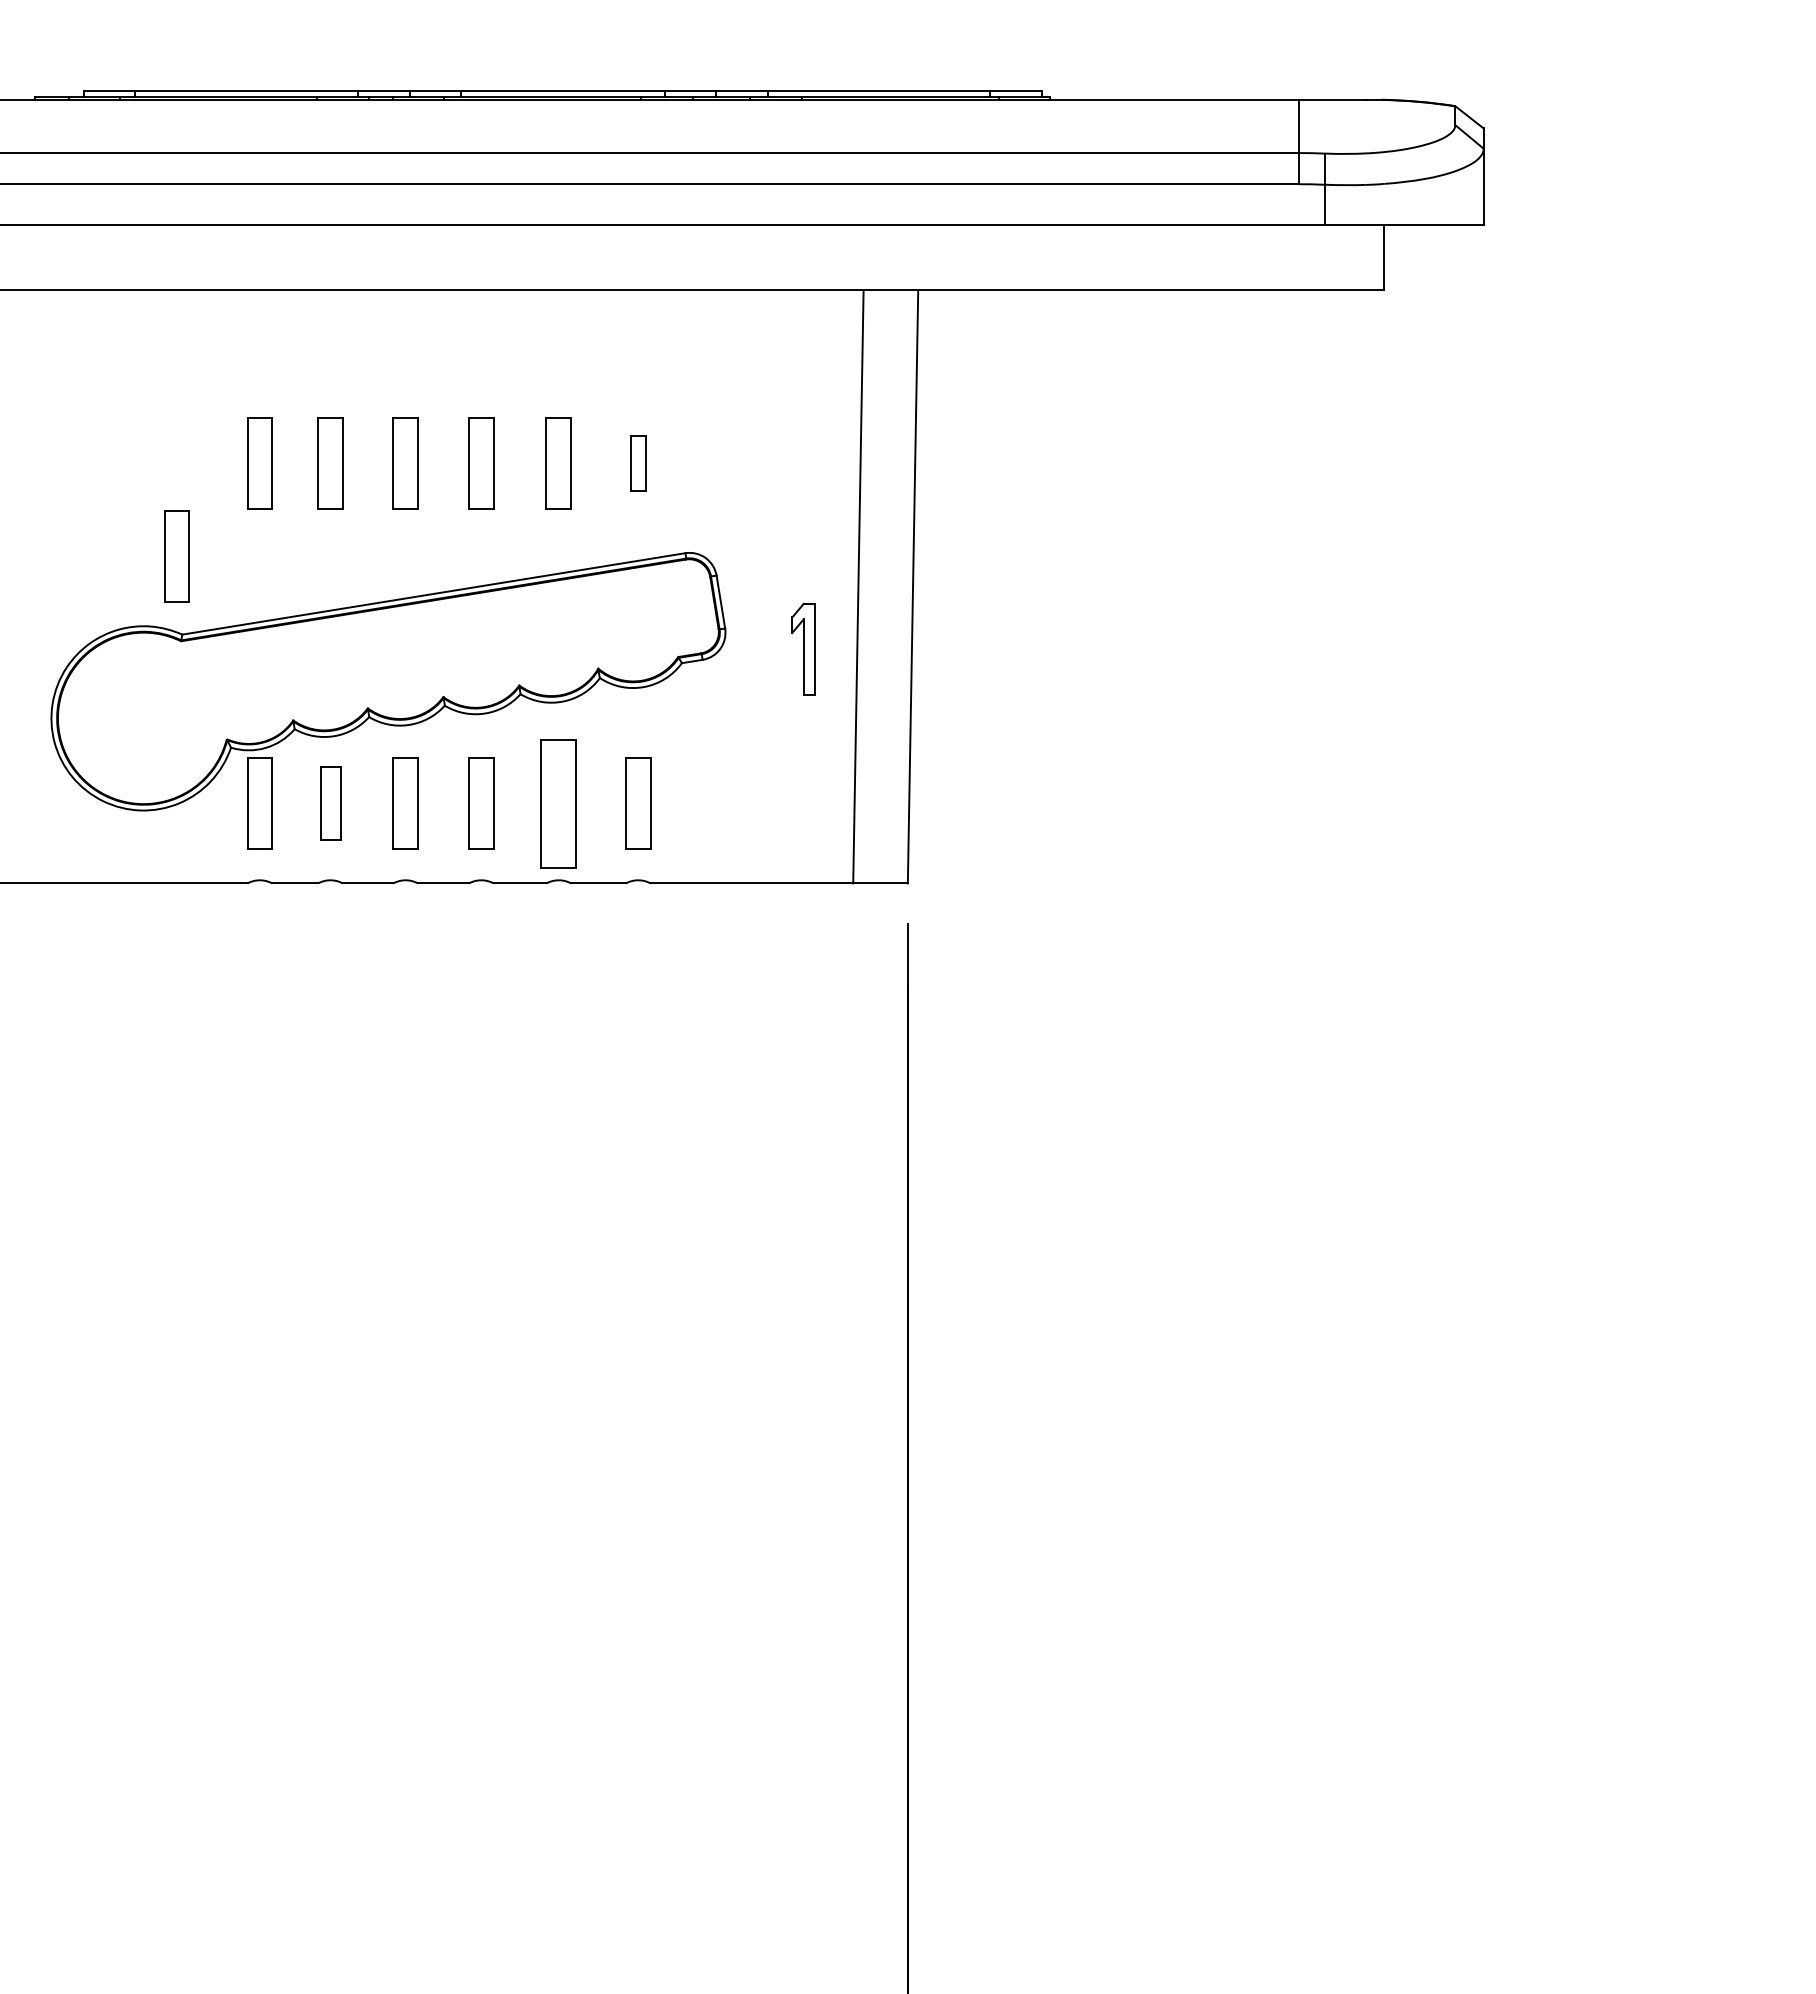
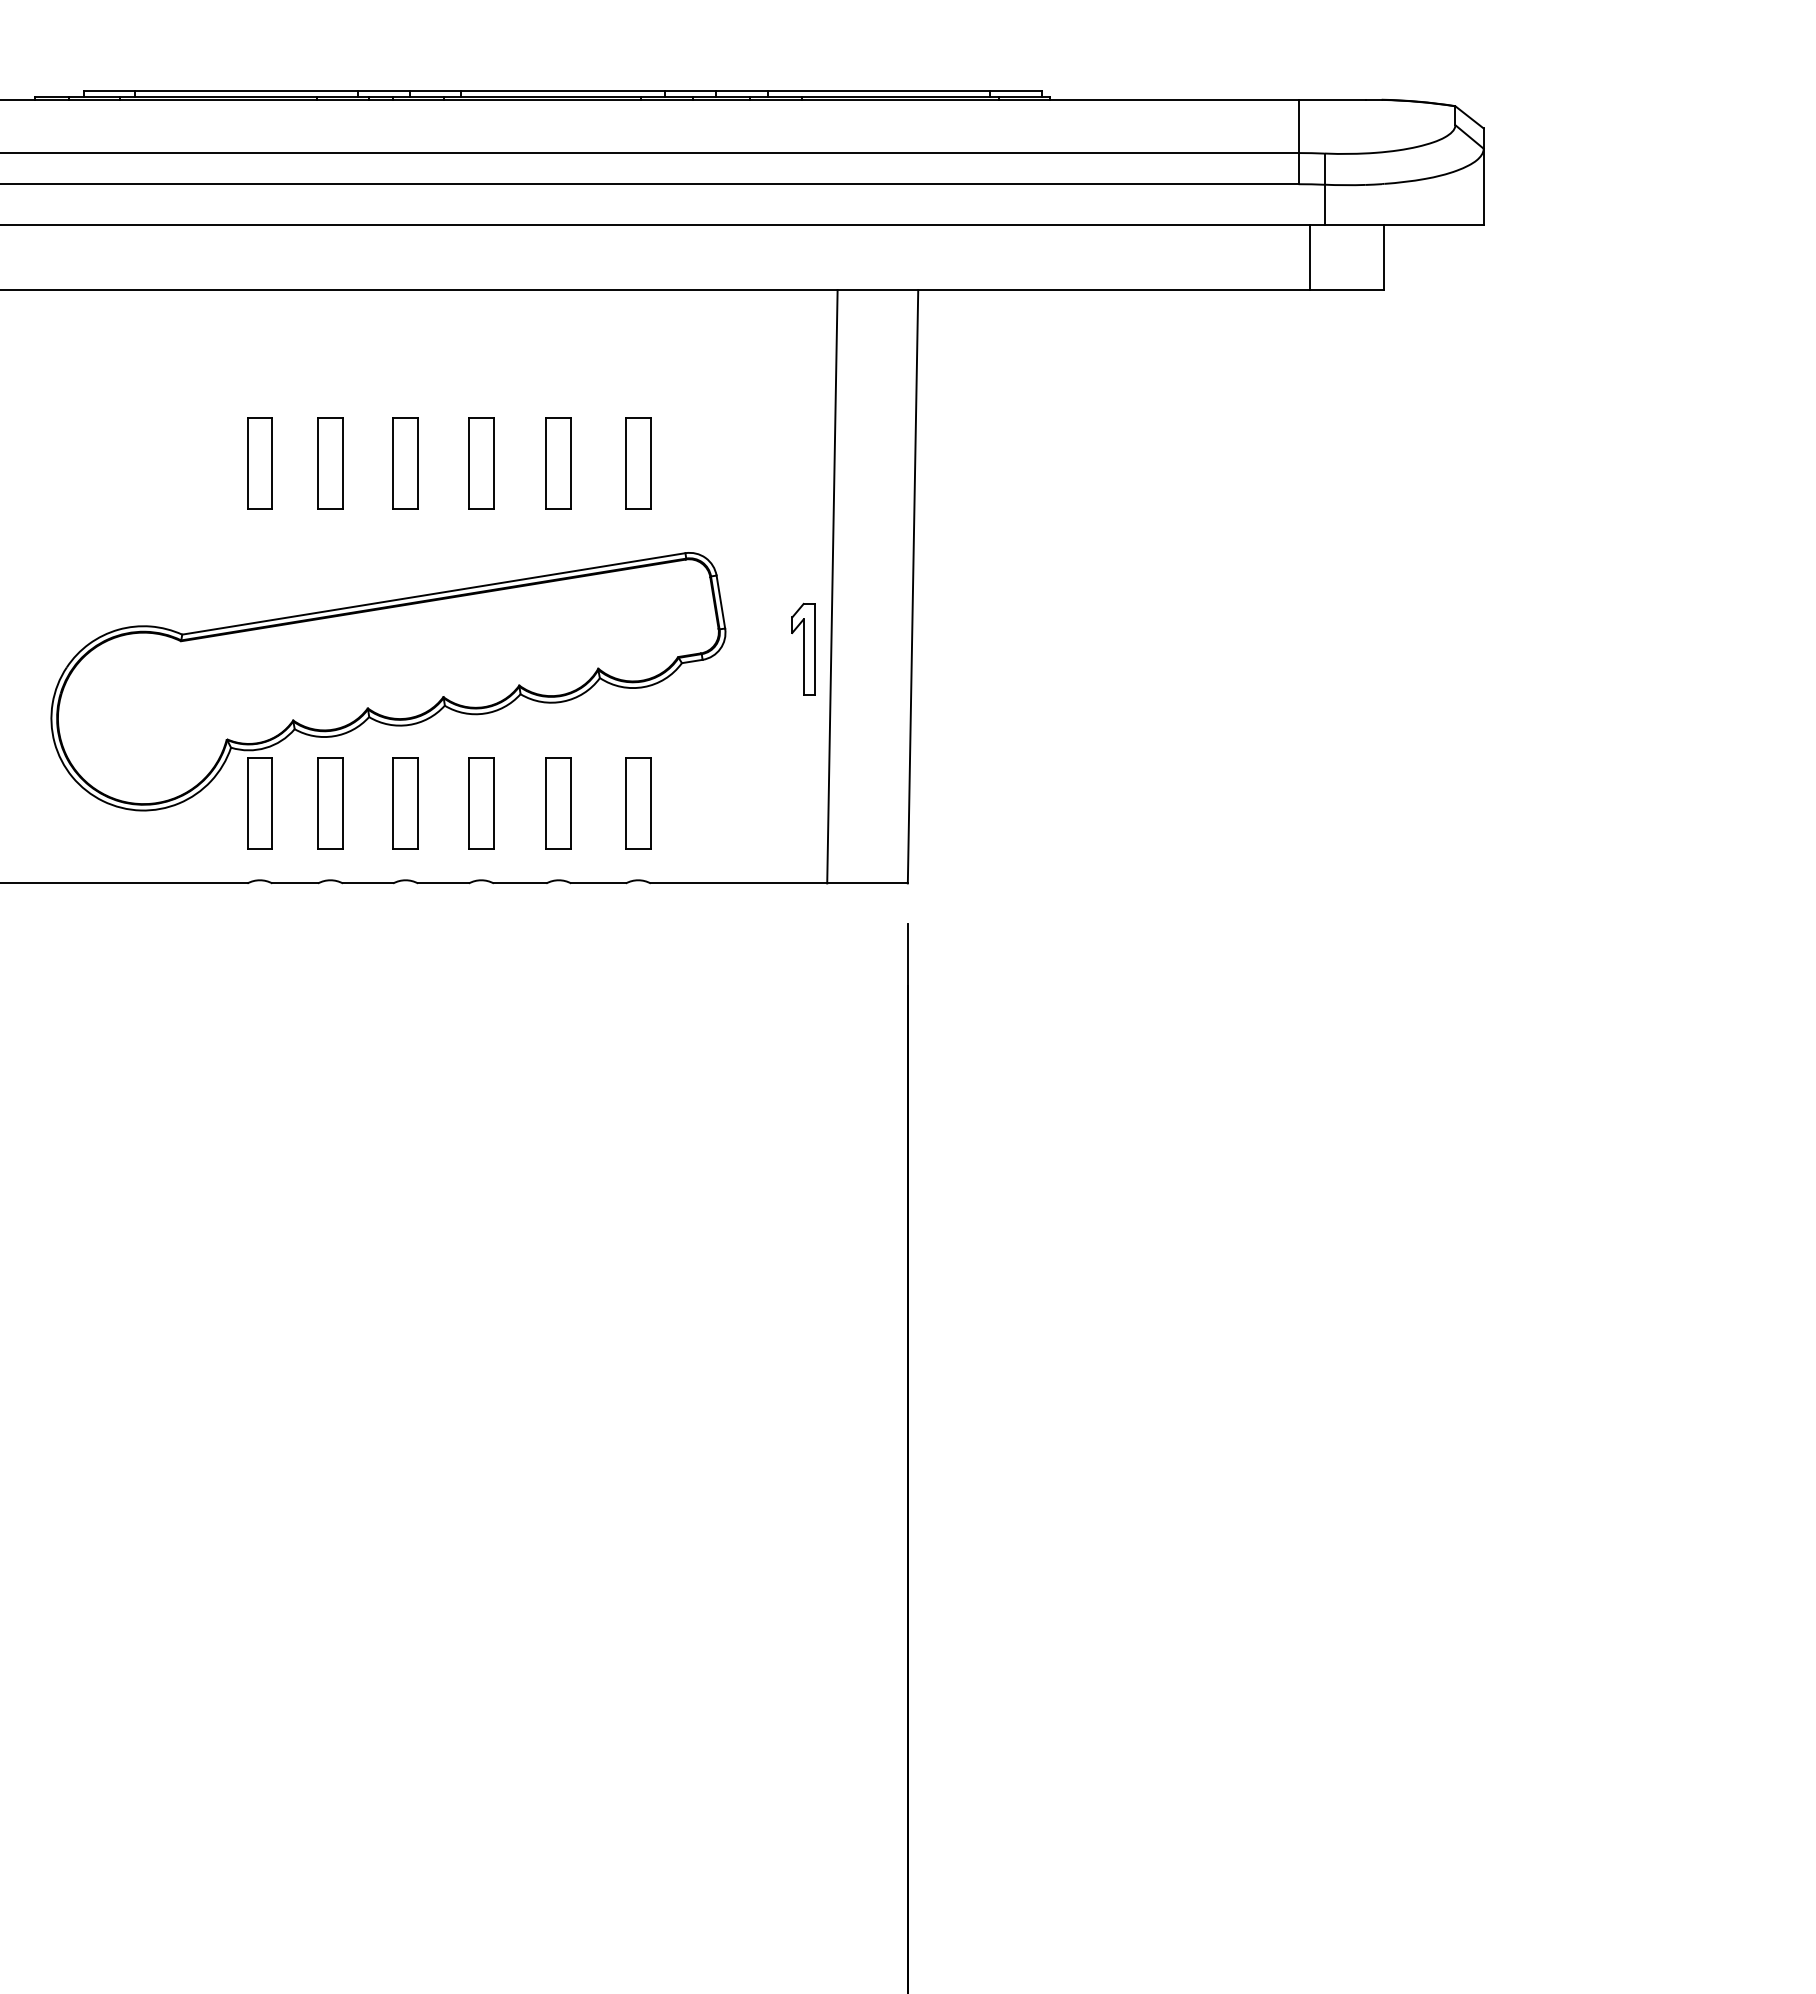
line: none -> present (1309, 257)
part size: 17x57 px -> 27x93 px (638, 463)
part: present -> none (176, 556)
line position: (858, 586) -> (832, 586) (832, 586)
part size: 22x75 px -> 27x93 px (330, 803)
part size: 37x130 px -> 27x93 px (558, 803)
